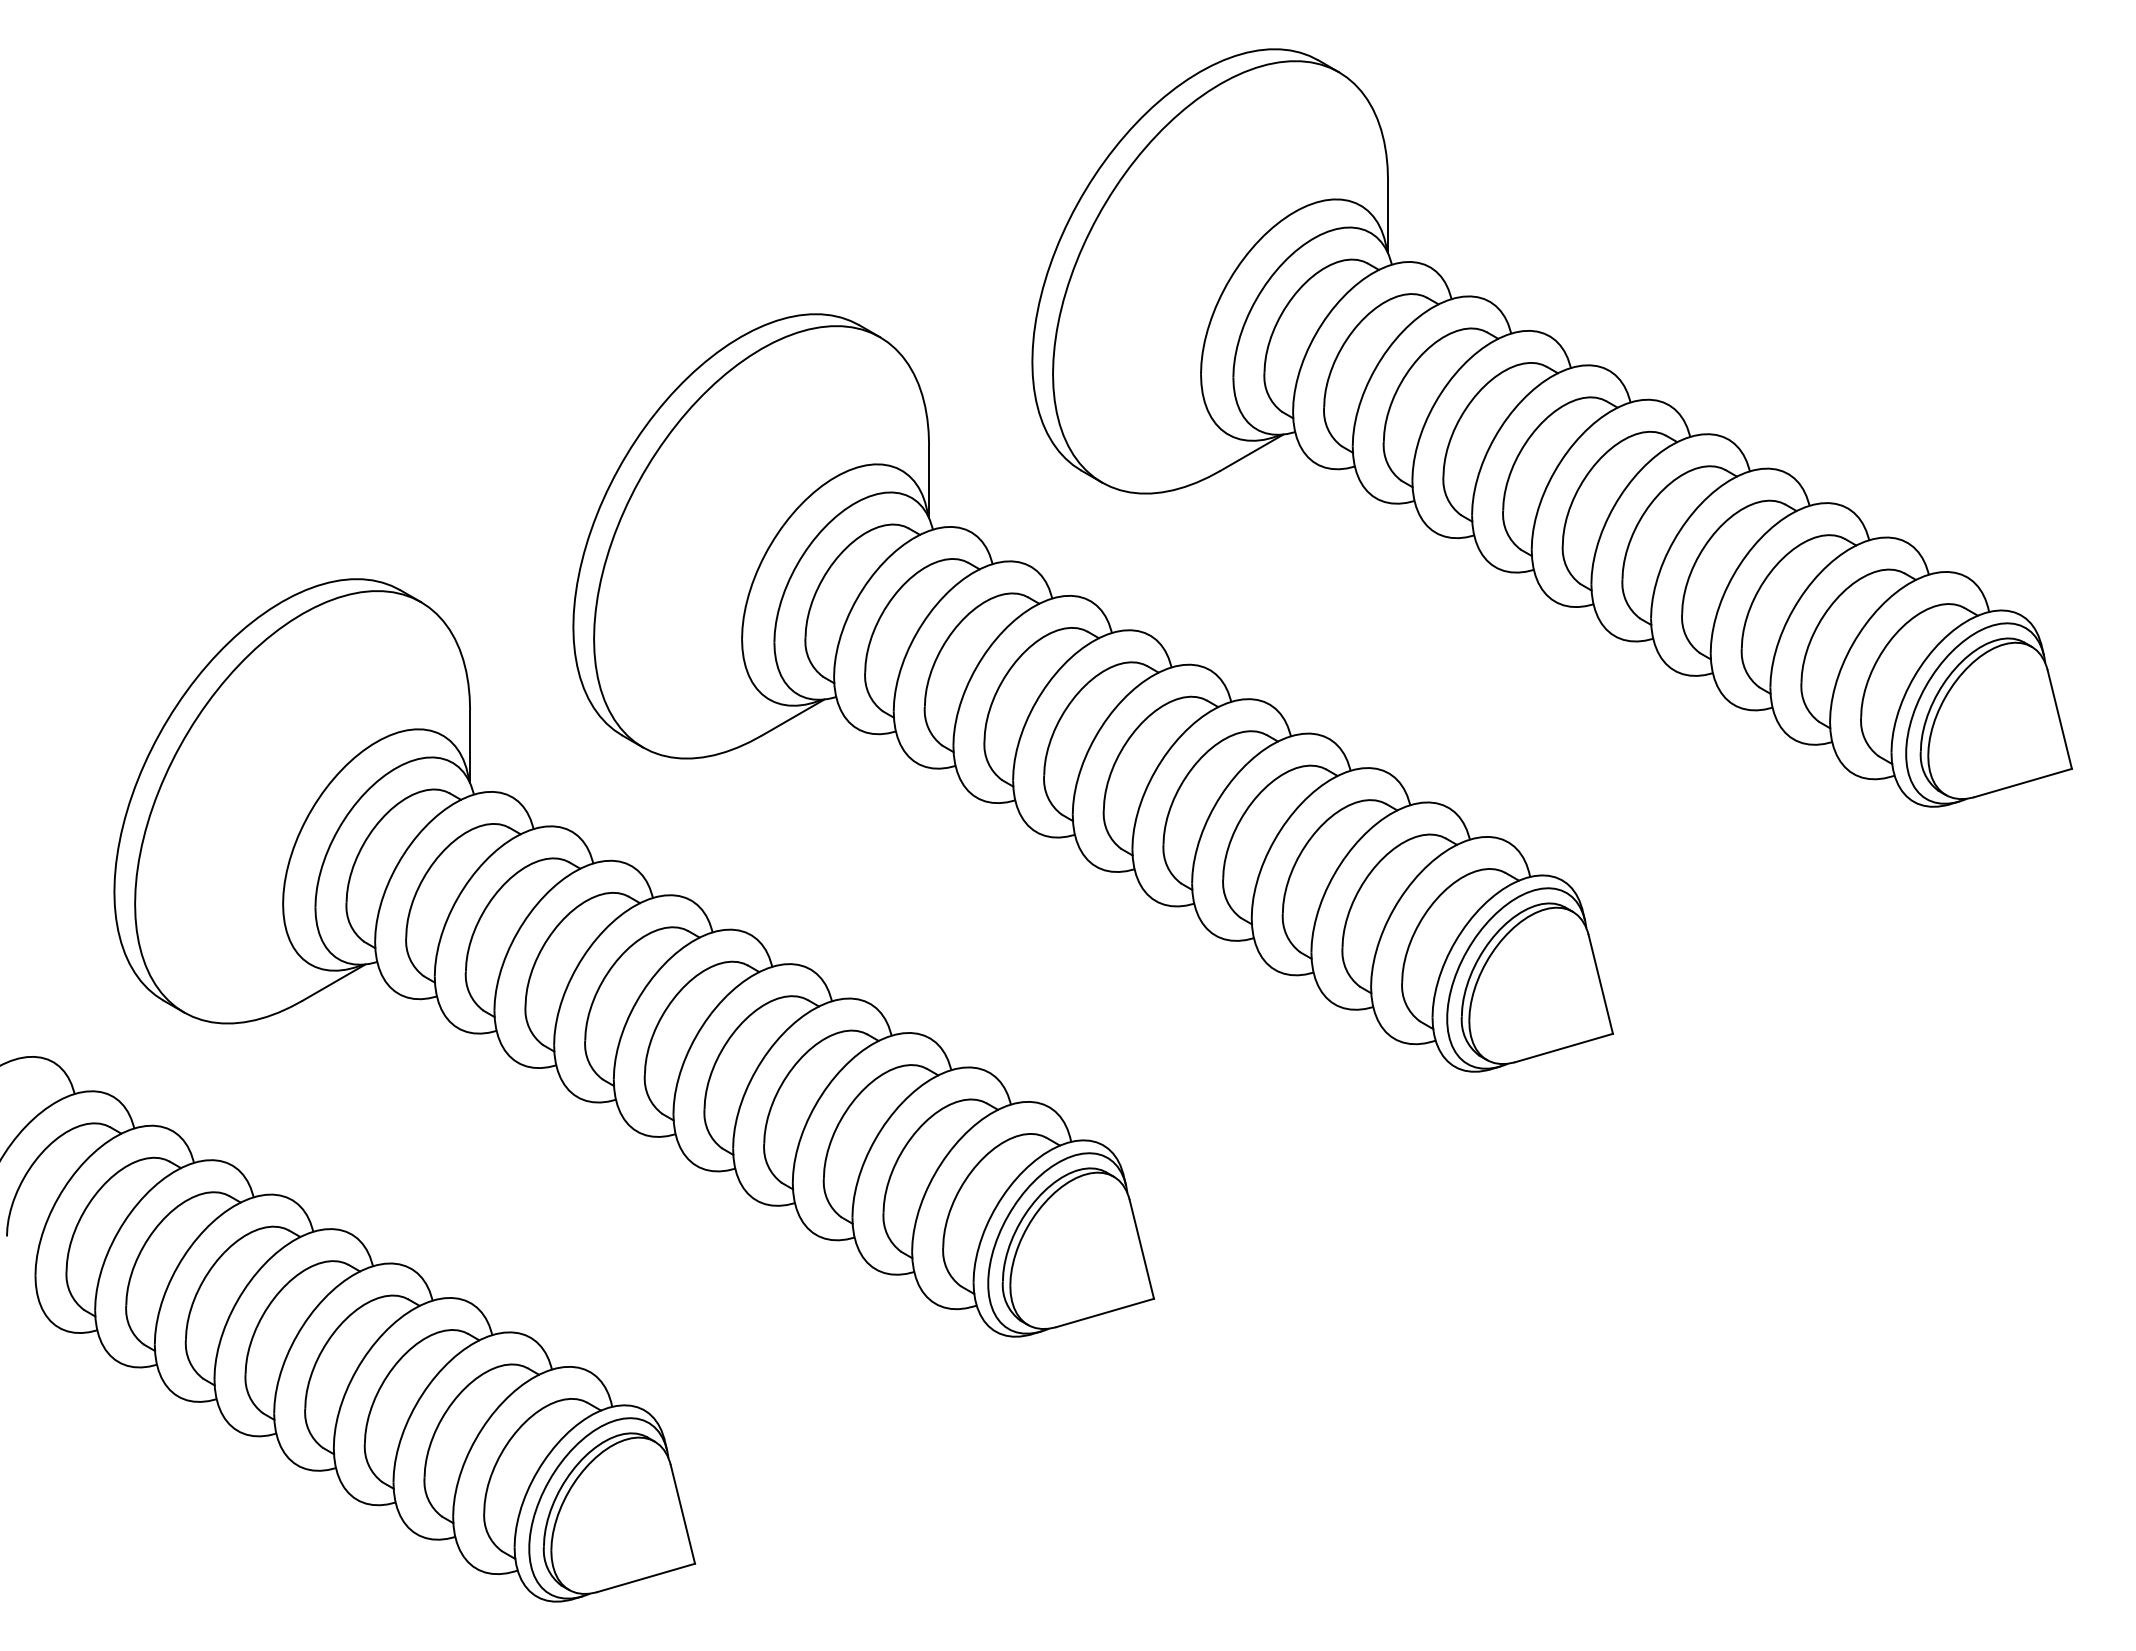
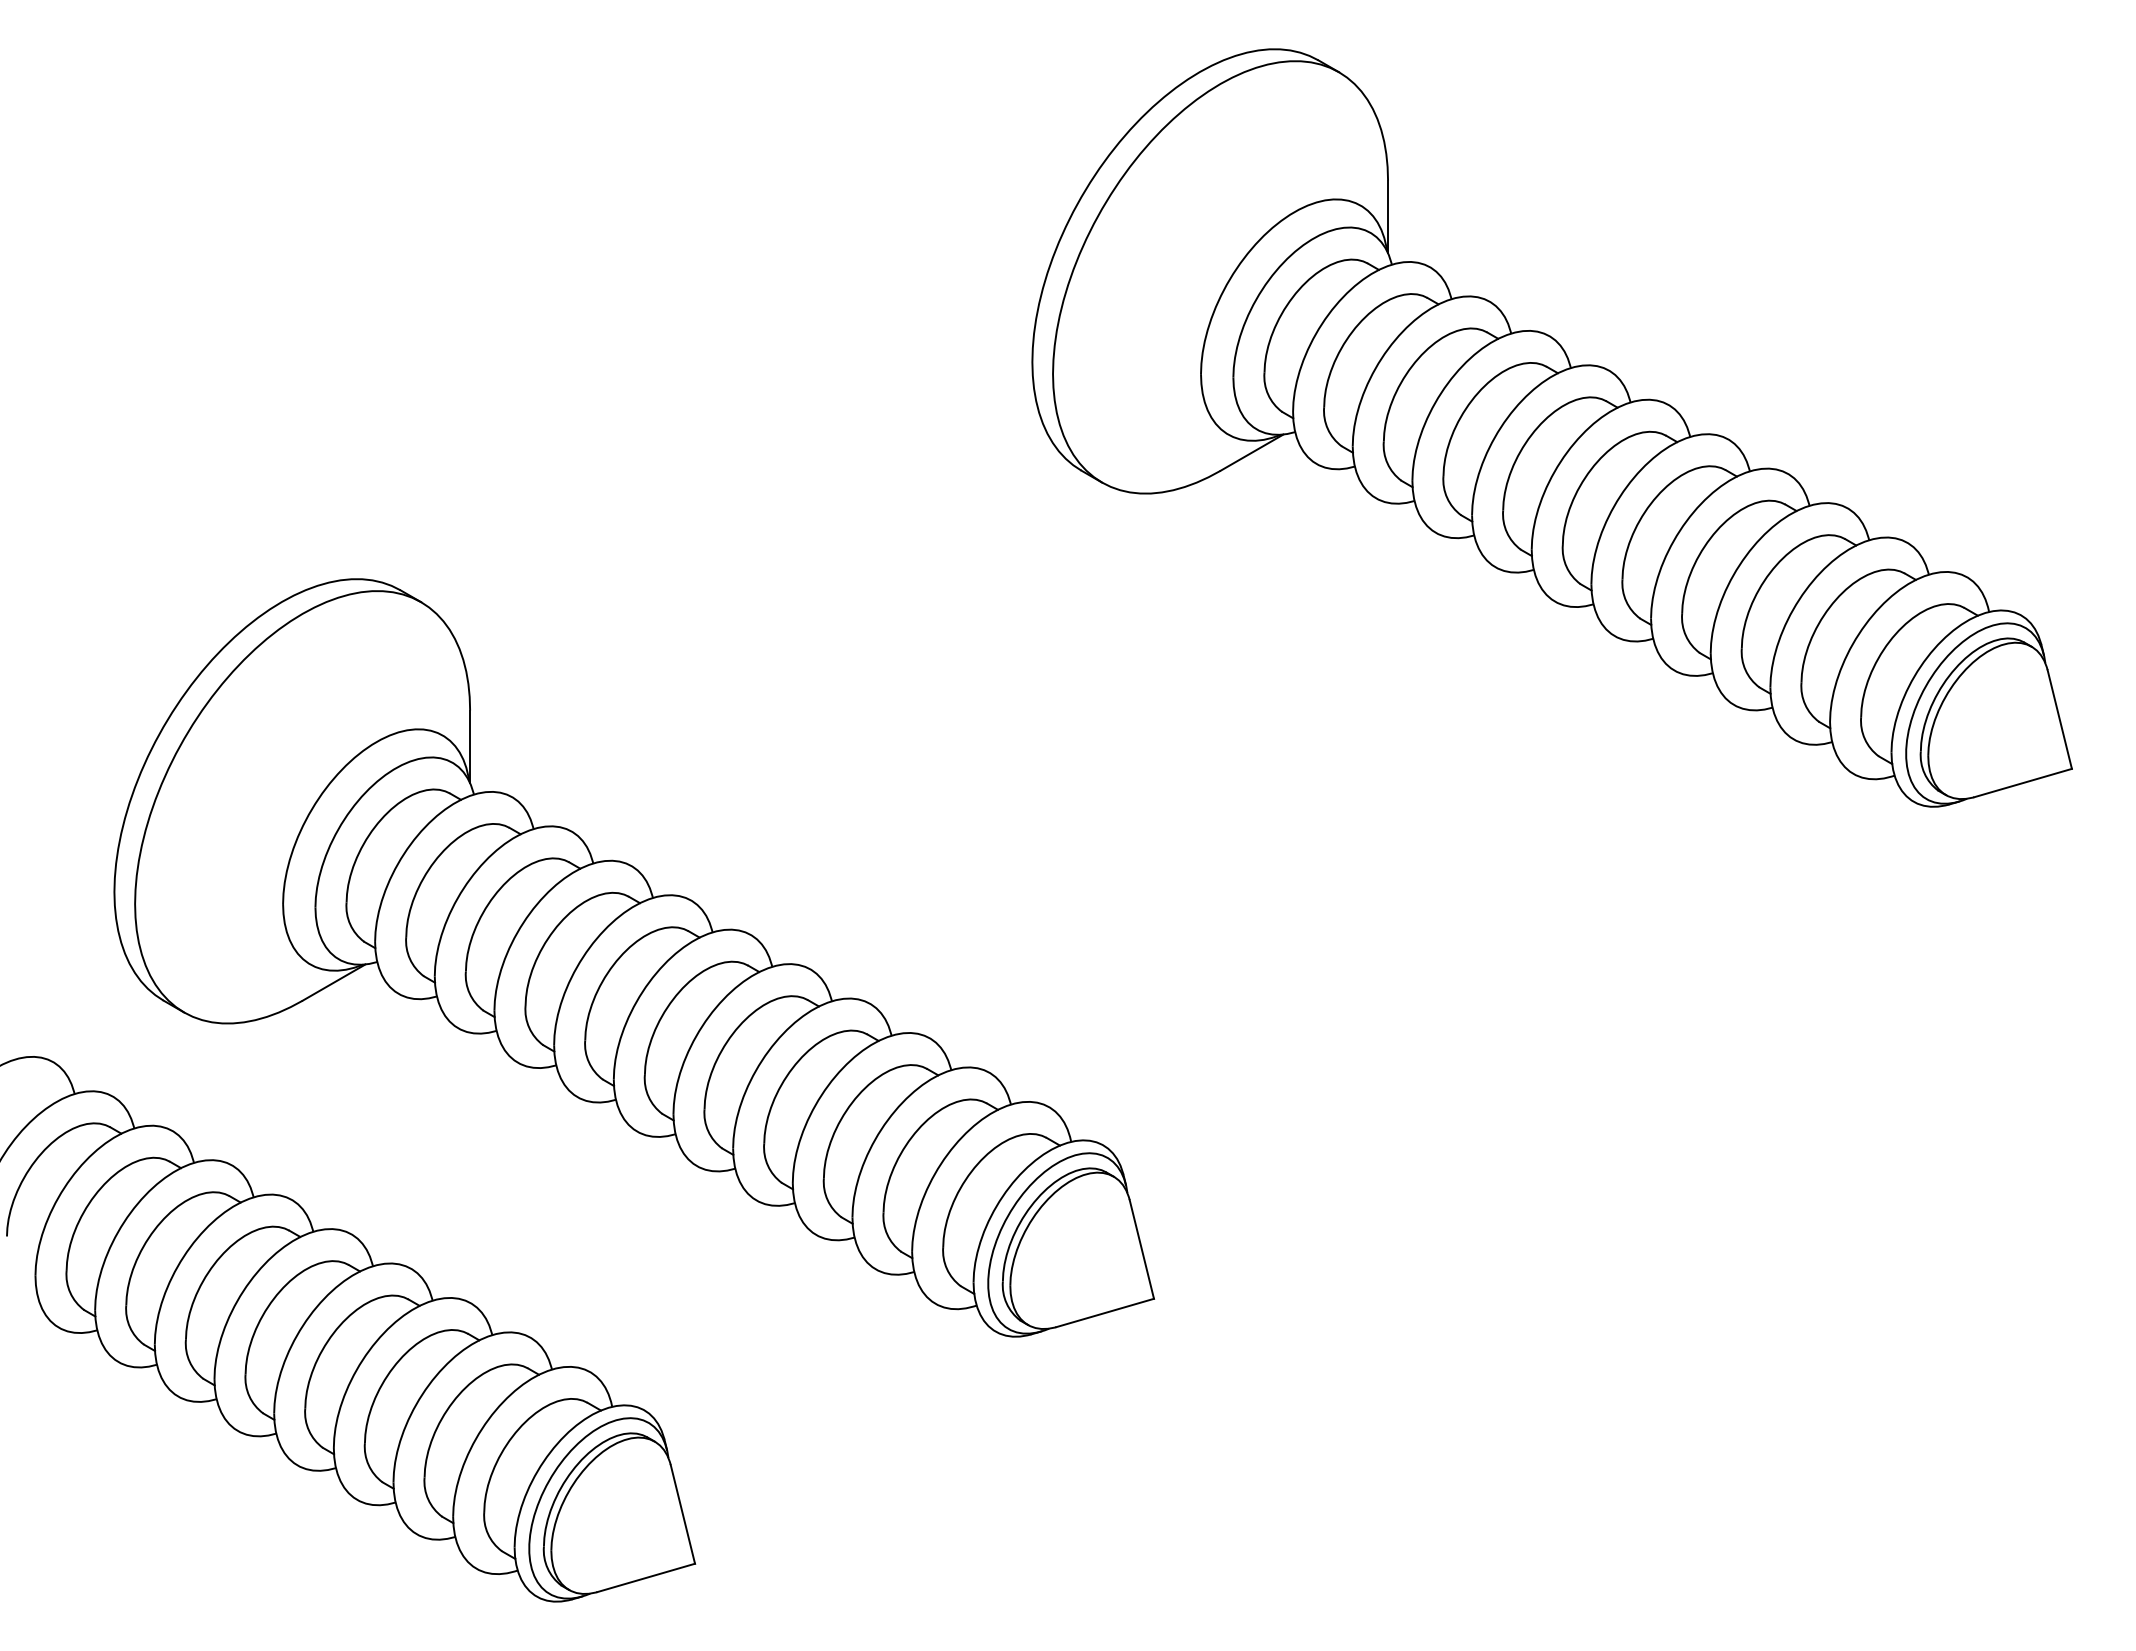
part: present -> none (1092, 692)
